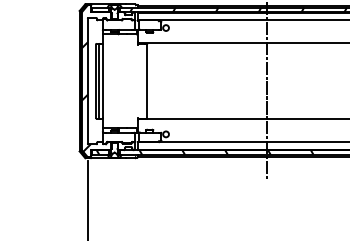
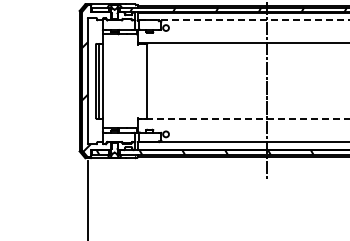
line: solid -> dashed (244, 20)
line: solid -> dashed (243, 119)
